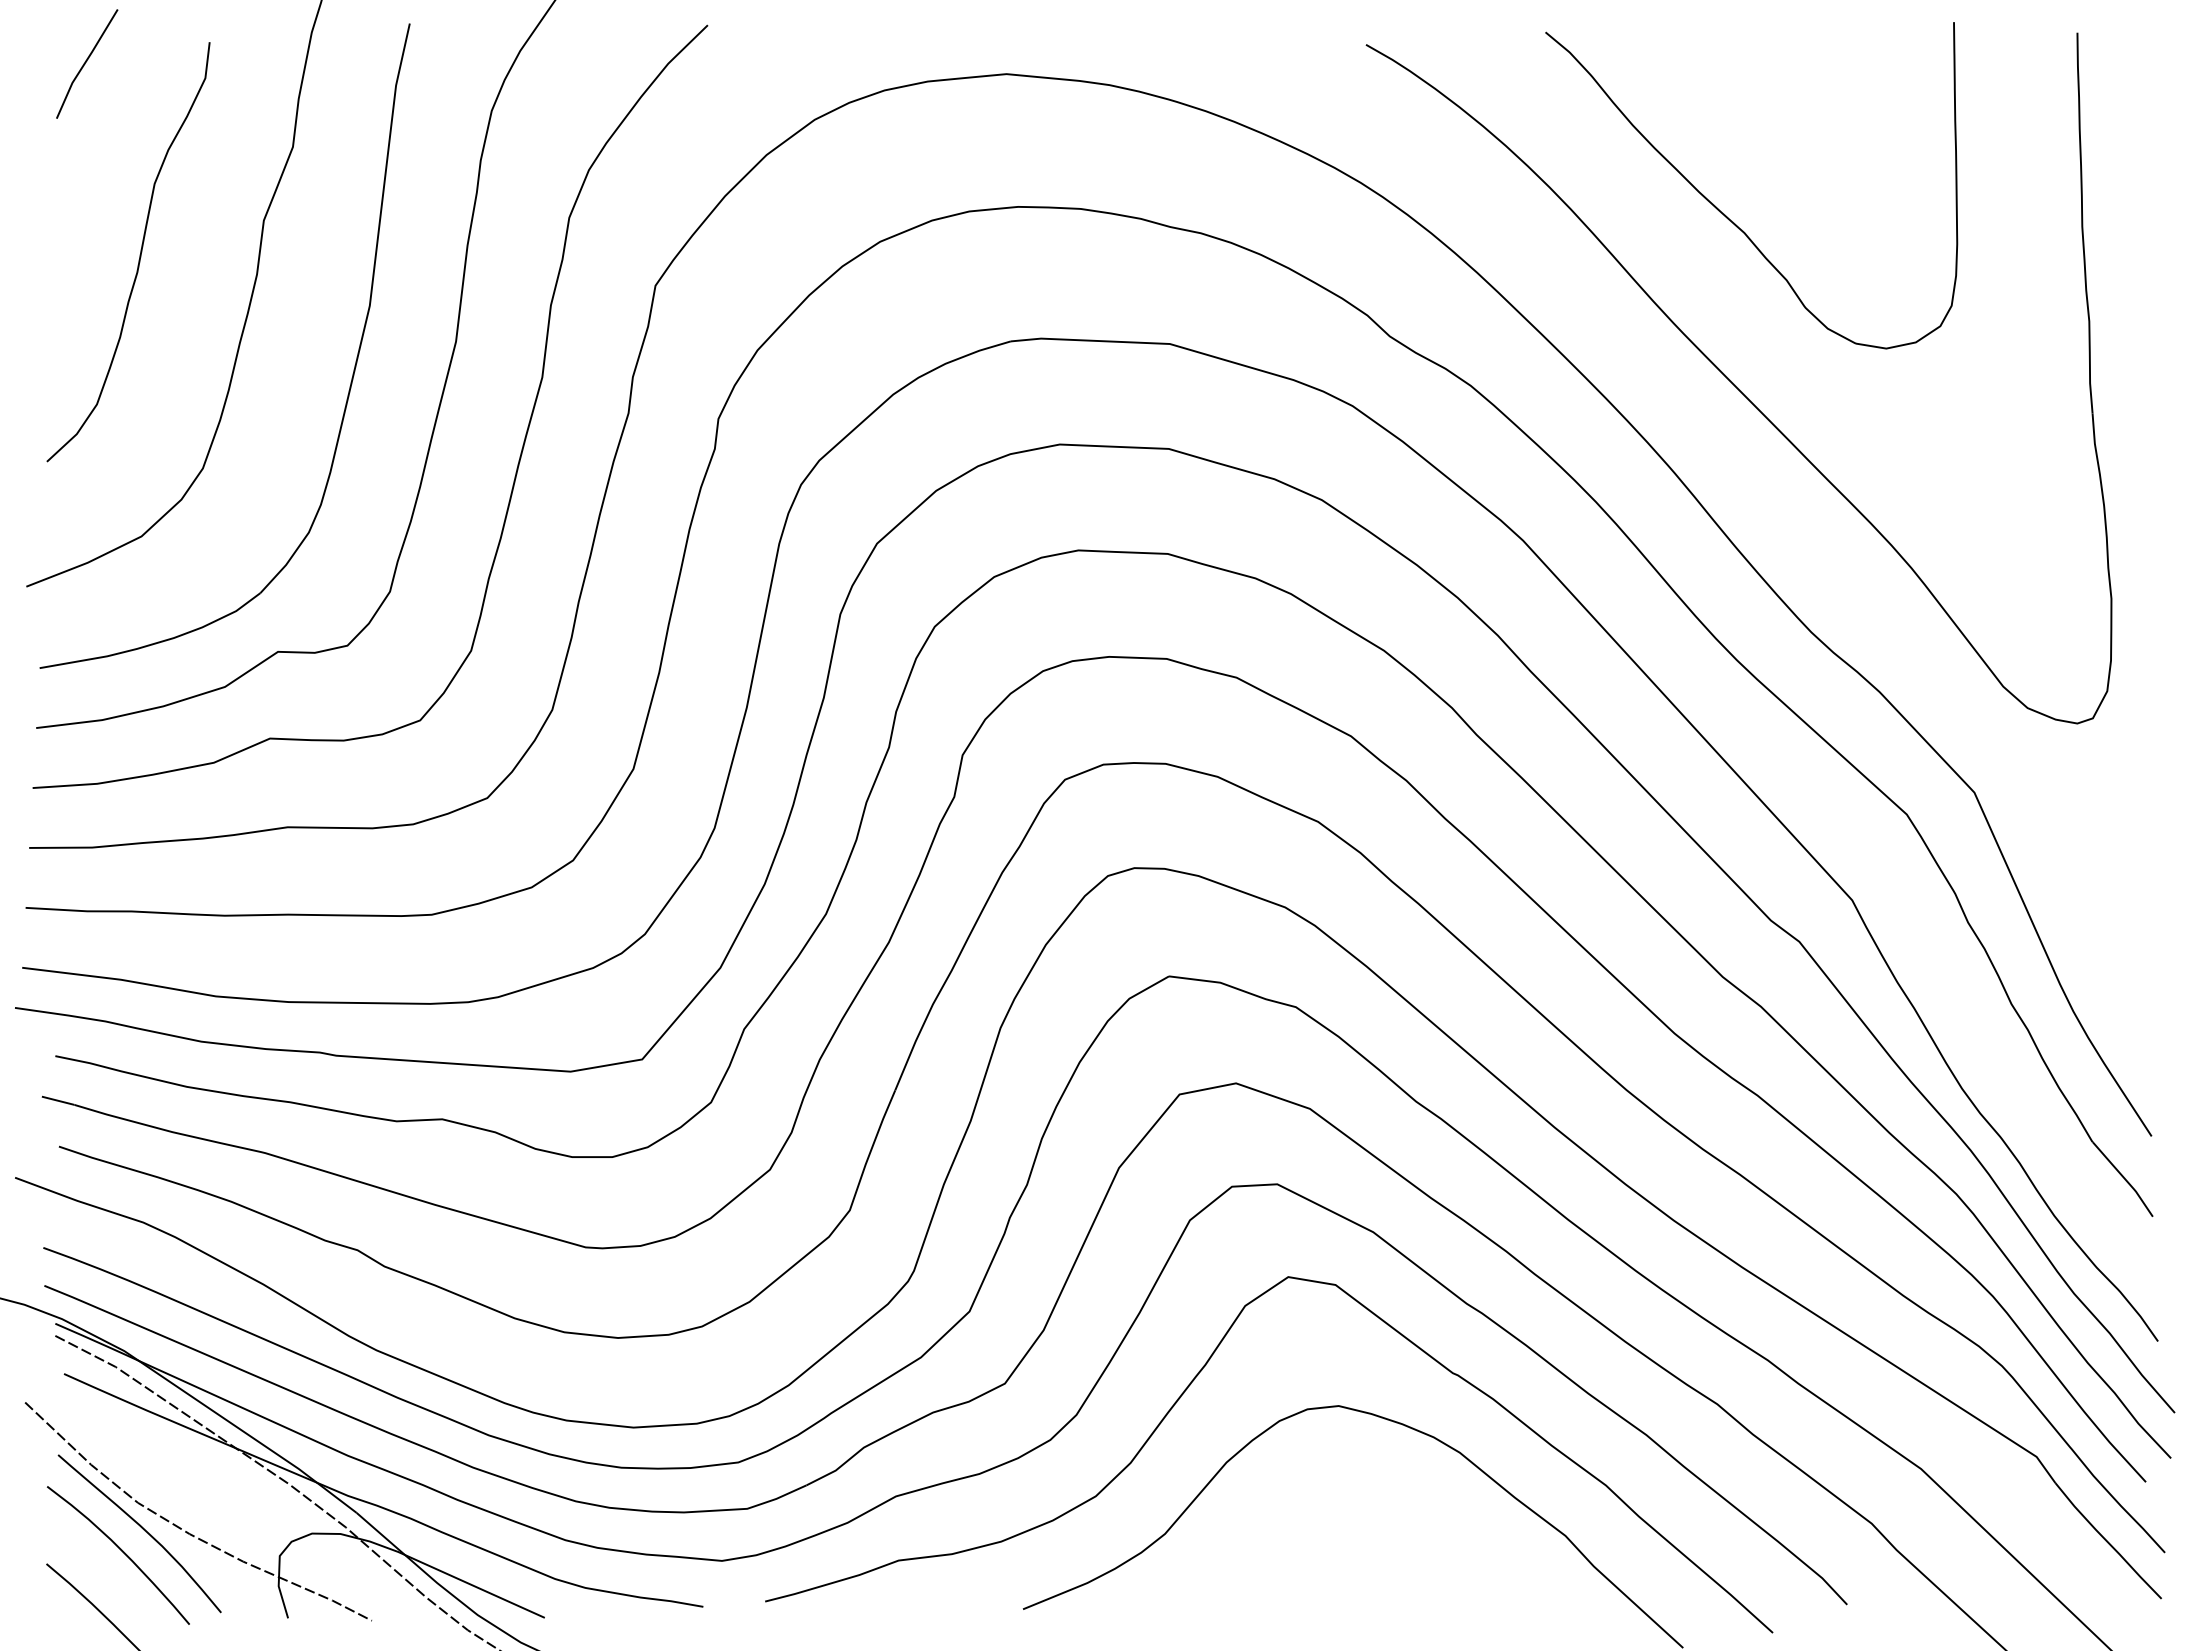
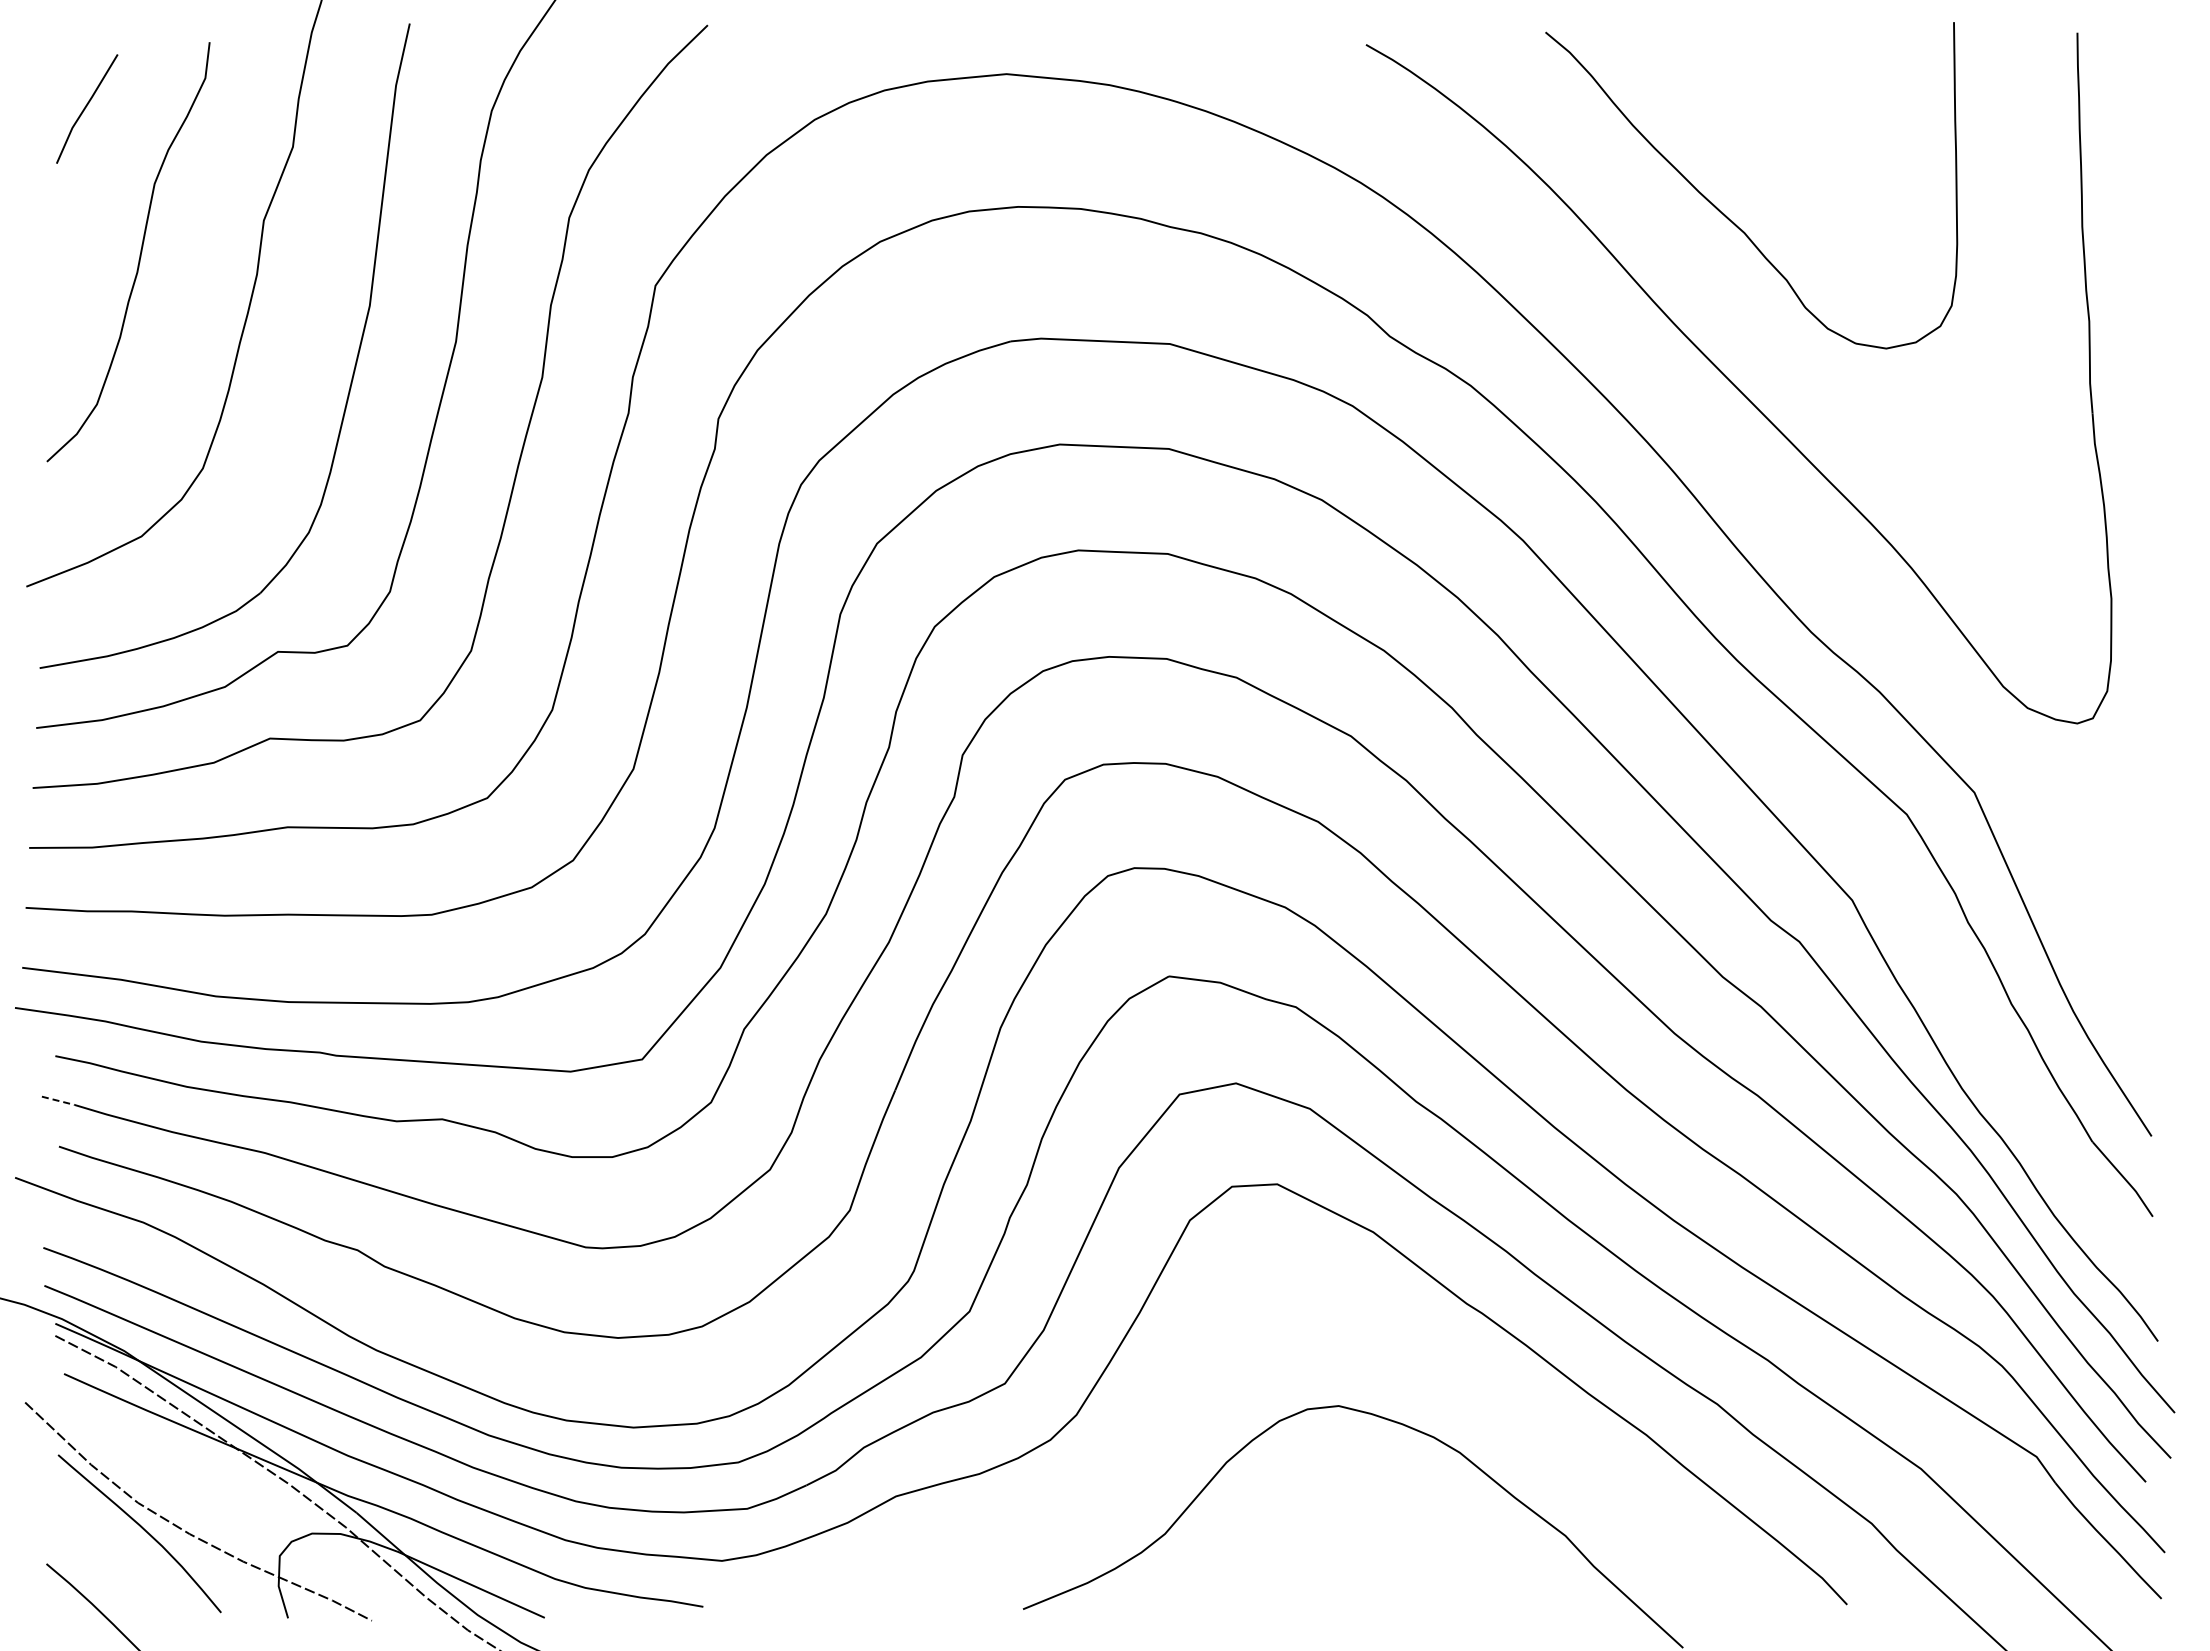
line position: (86, 62) -> (86, 107) (86, 107)
line: solid -> dashed (58, 1100)
curve: present -> none (1184, 1393)
curve: present -> none (121, 1551)
